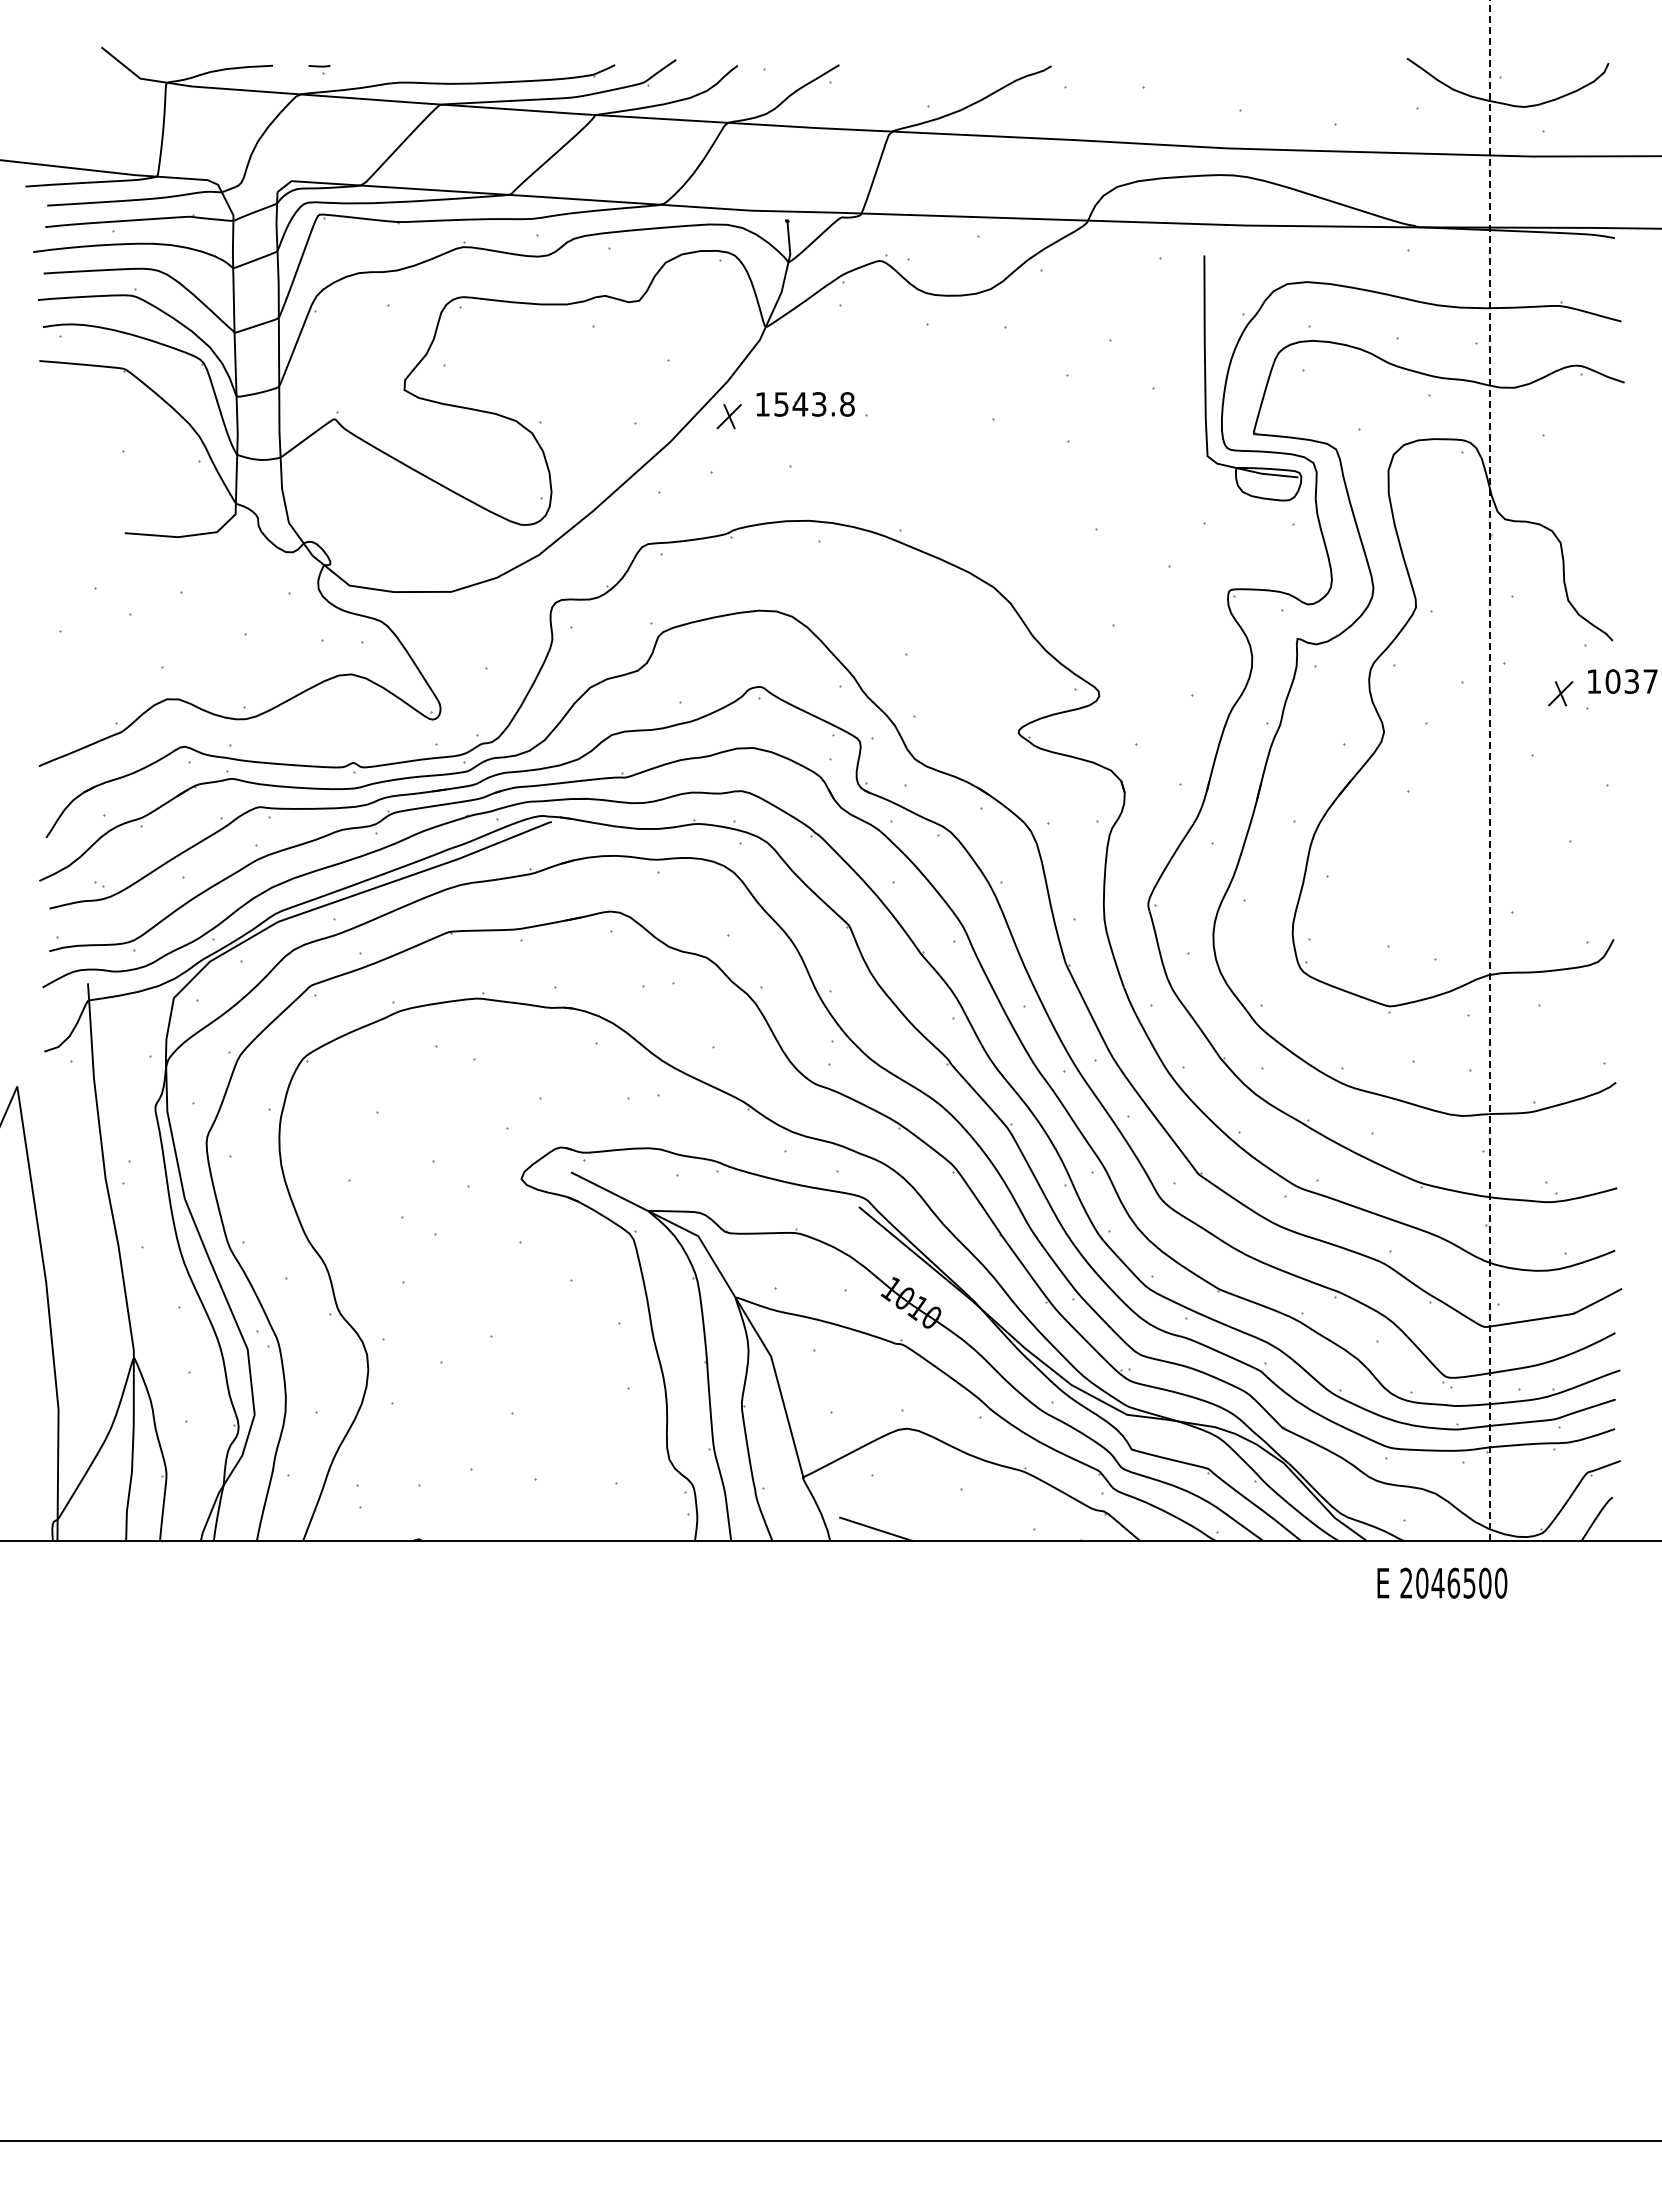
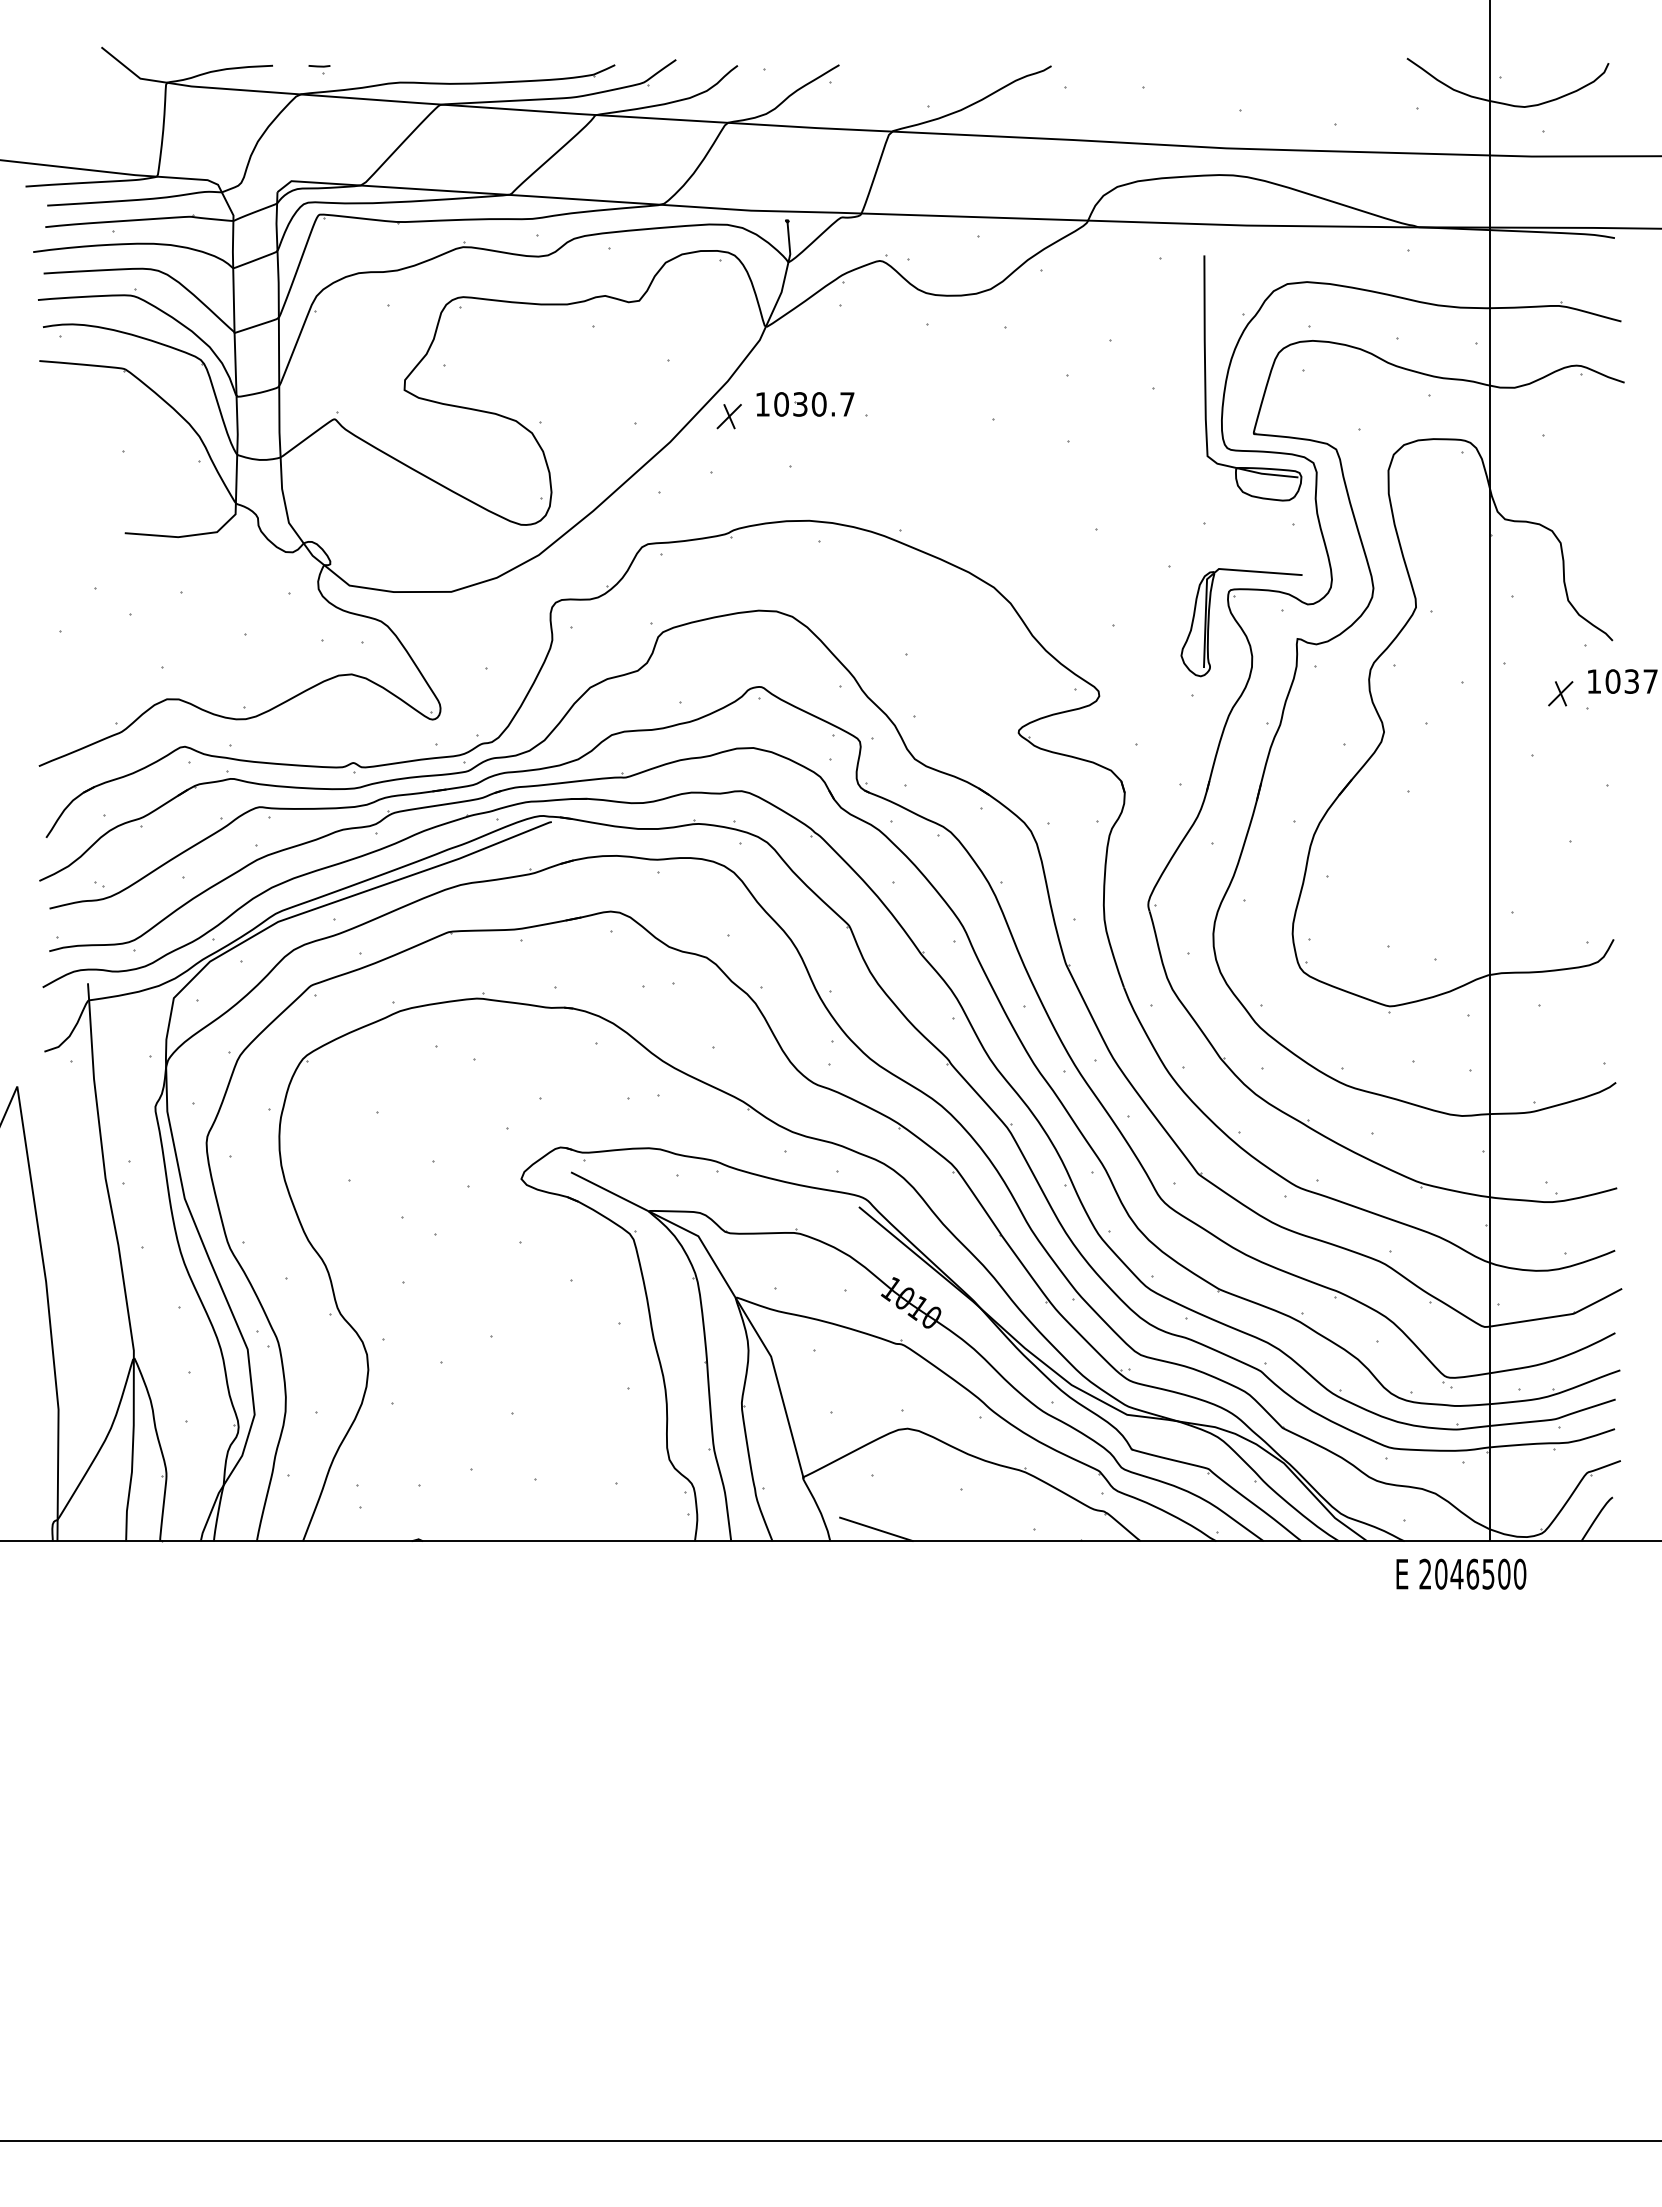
text: 1543.8 -> 1030.7 (814, 404)
part: none -> present (1209, 622)
line: dashed -> solid (1489, 770)
text position: (1442, 1582) -> (1461, 1573) (1461, 1573)
